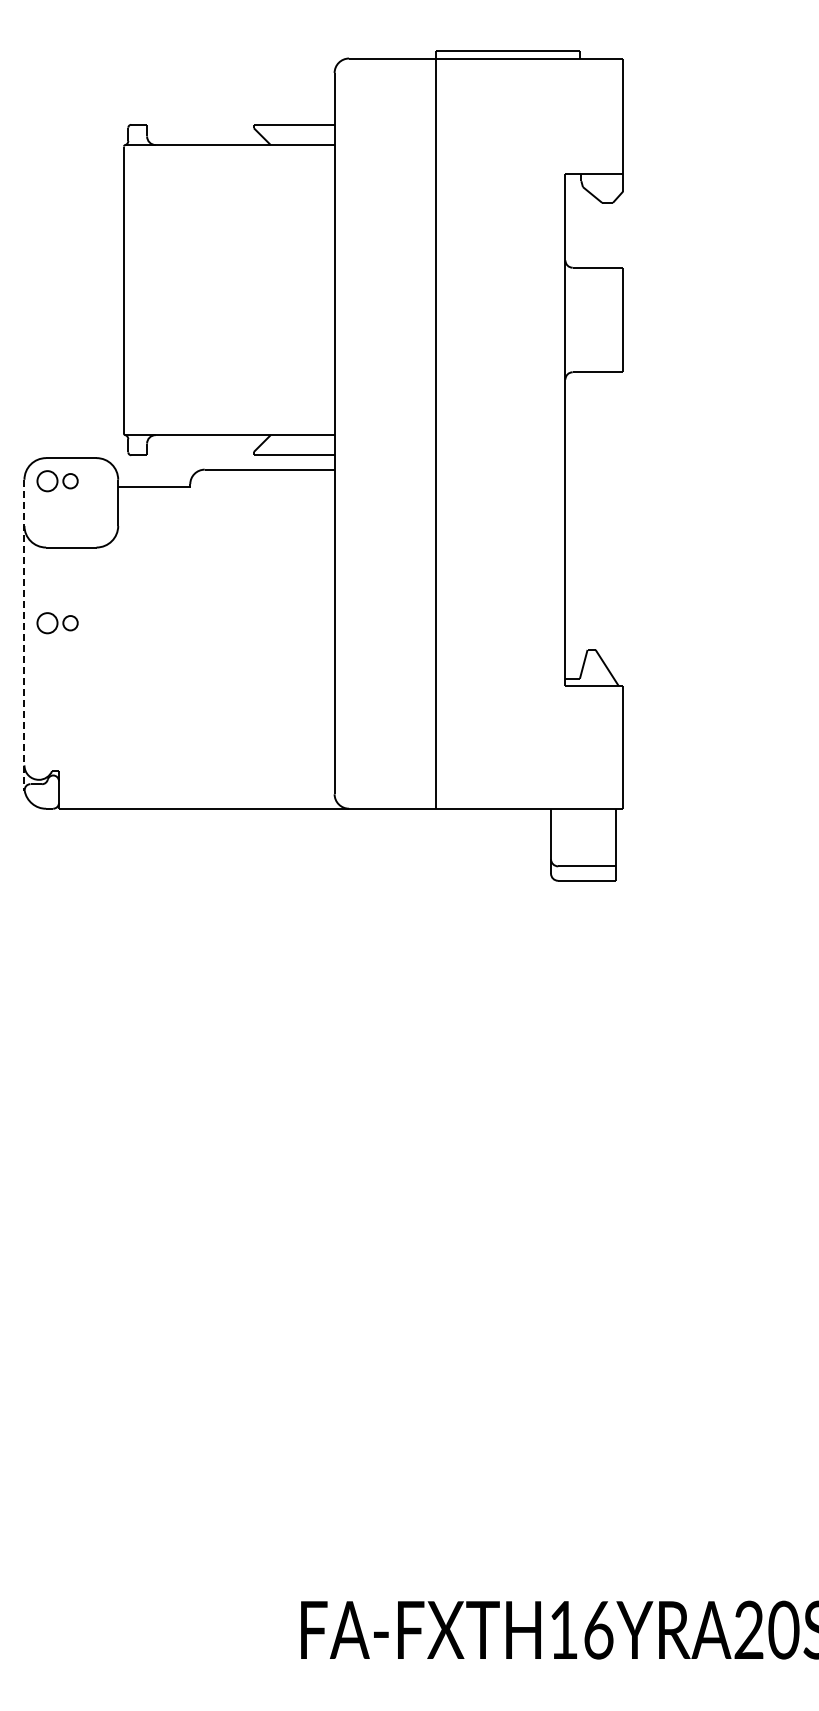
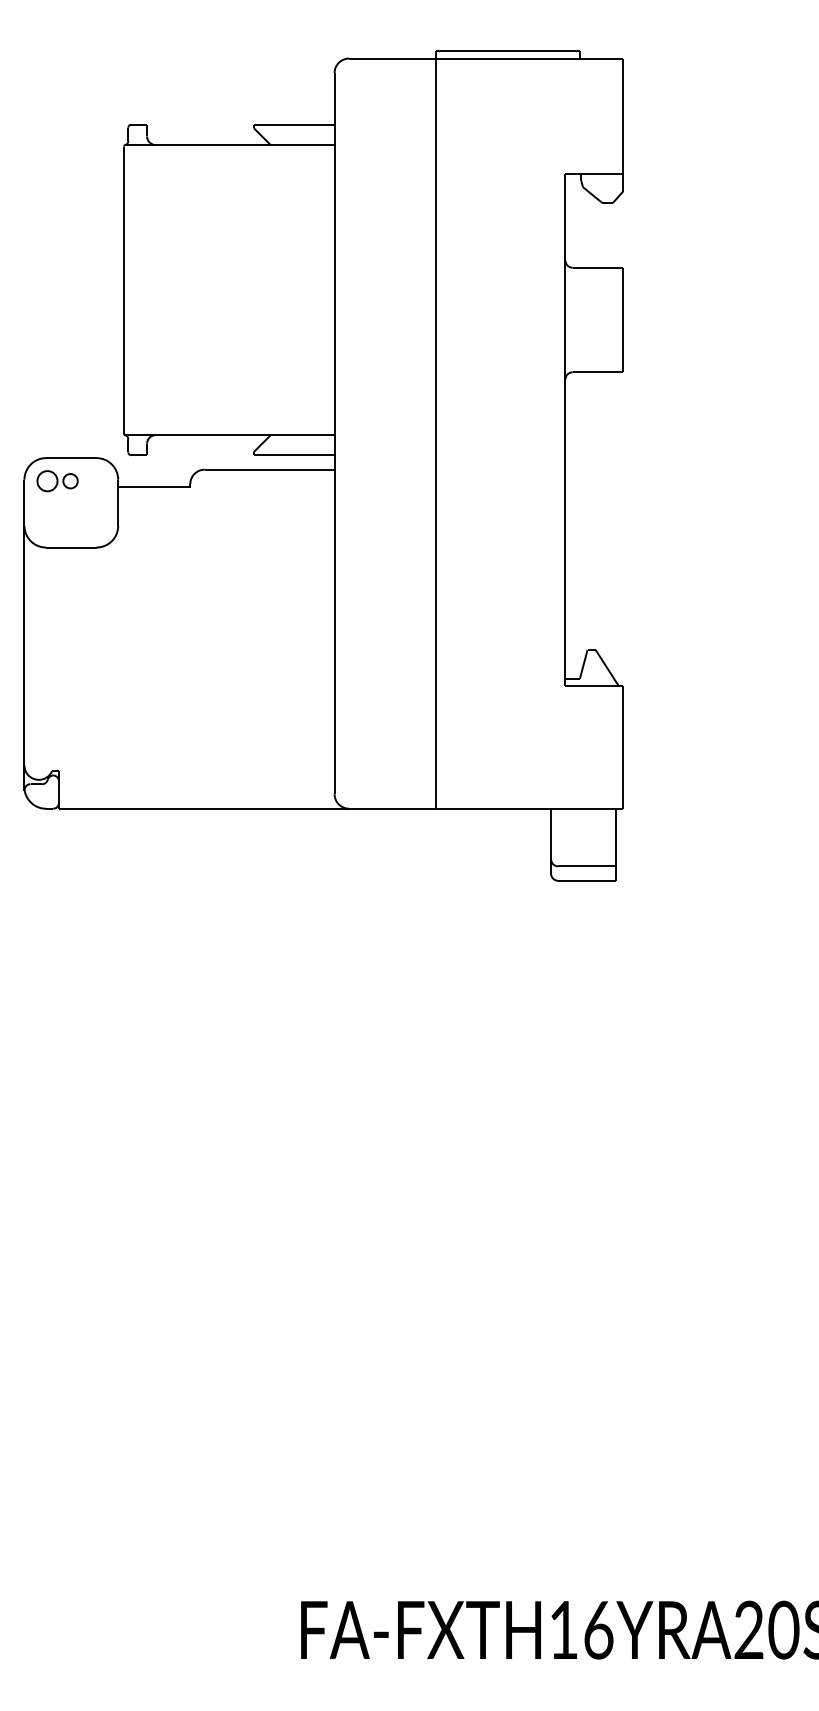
part: present -> none (57, 623)
line: dashed -> solid (24, 635)
